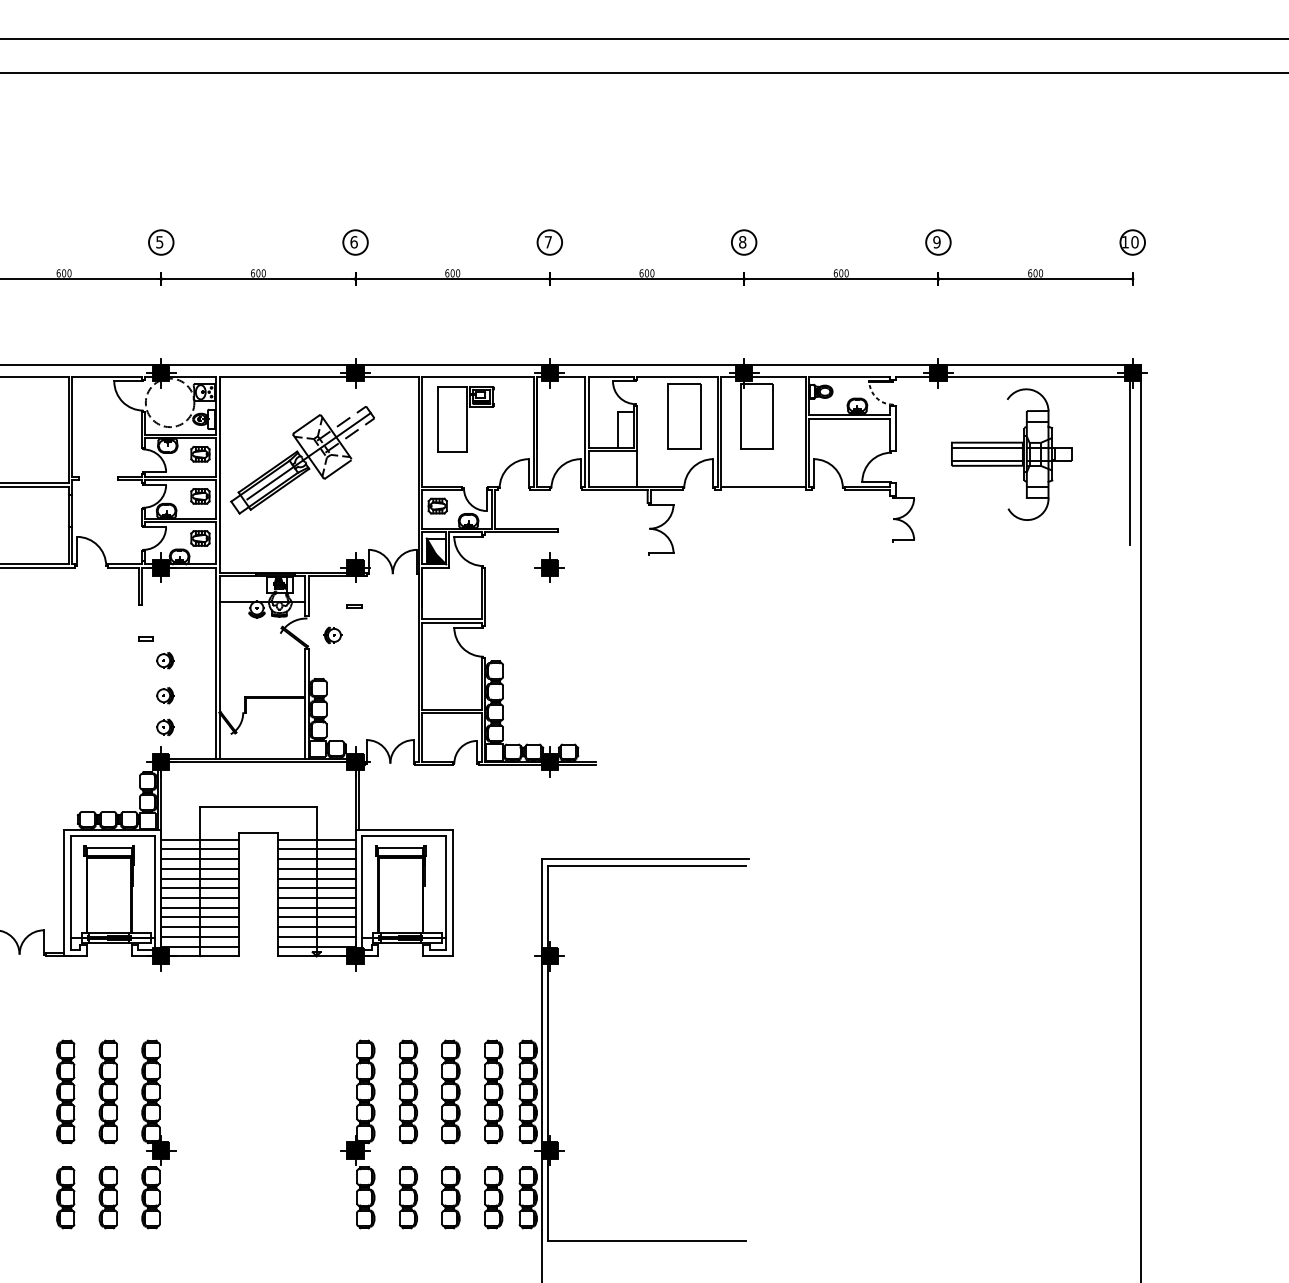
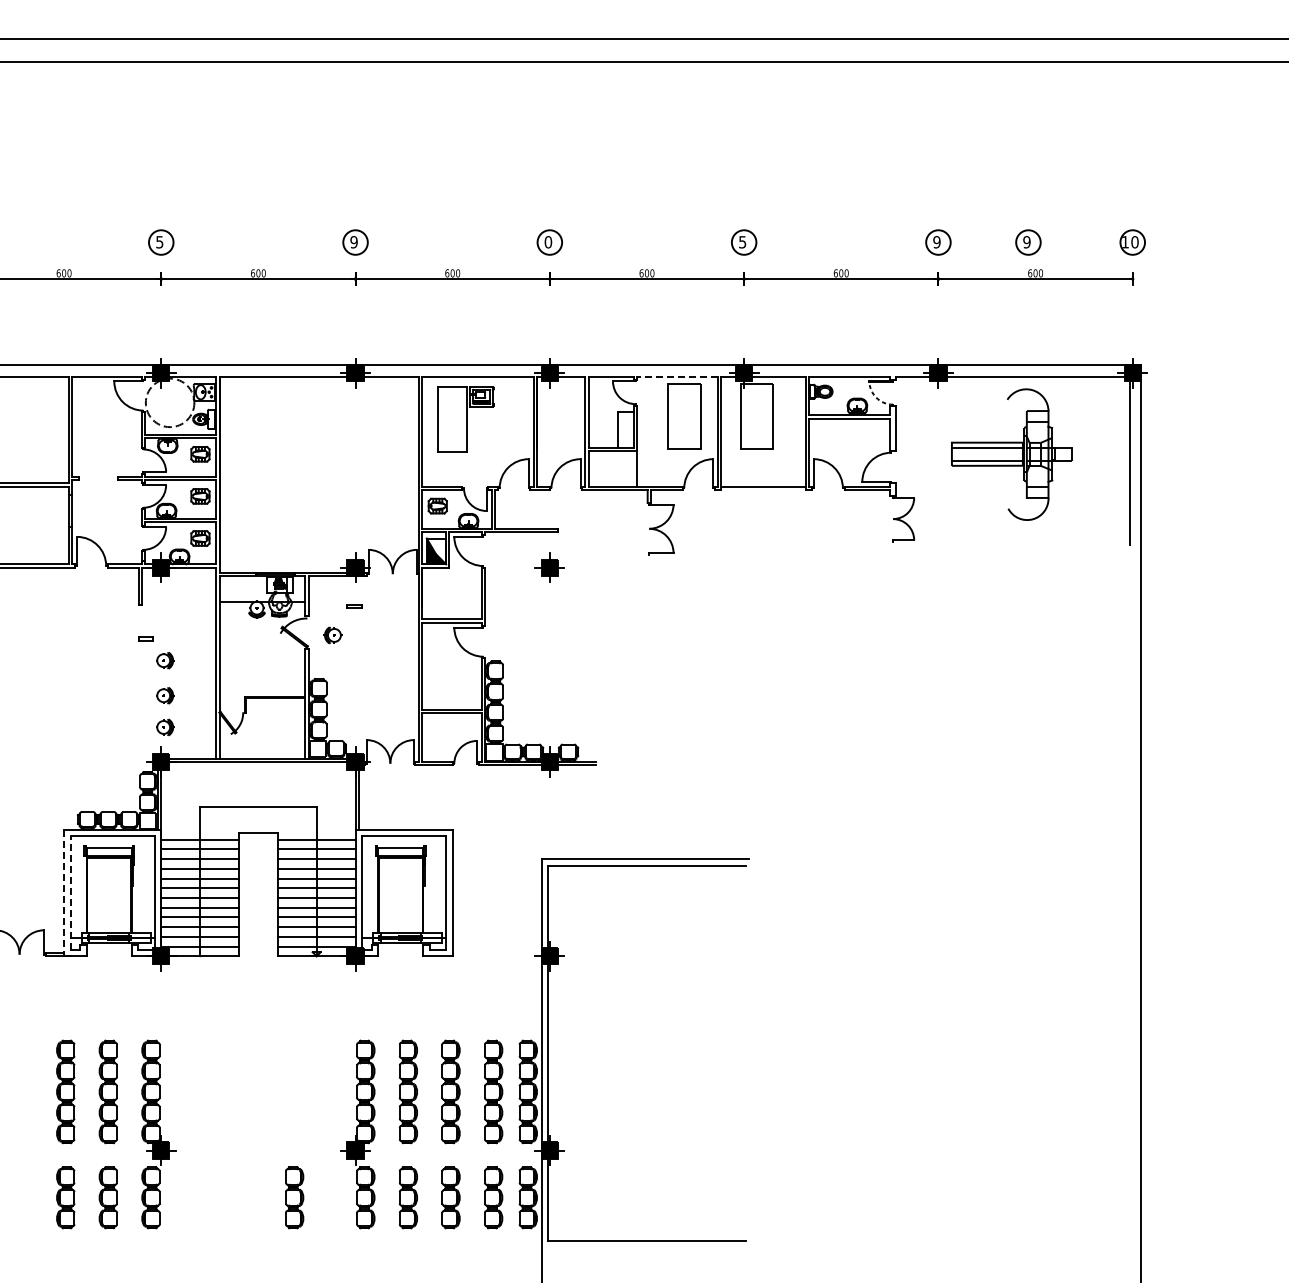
line position: (643, 72) -> (643, 61) (643, 61)
text: 6 -> 9 (353, 242)
text: 7 -> 0 (548, 242)
text: 8 -> 5 (742, 242)
part: none -> present (1028, 242)
line: solid -> dashed (677, 376)
part: present -> none (302, 460)
line: solid -> dashed (64, 893)
line: solid -> dashed (70, 893)
part: none -> present (294, 1197)
